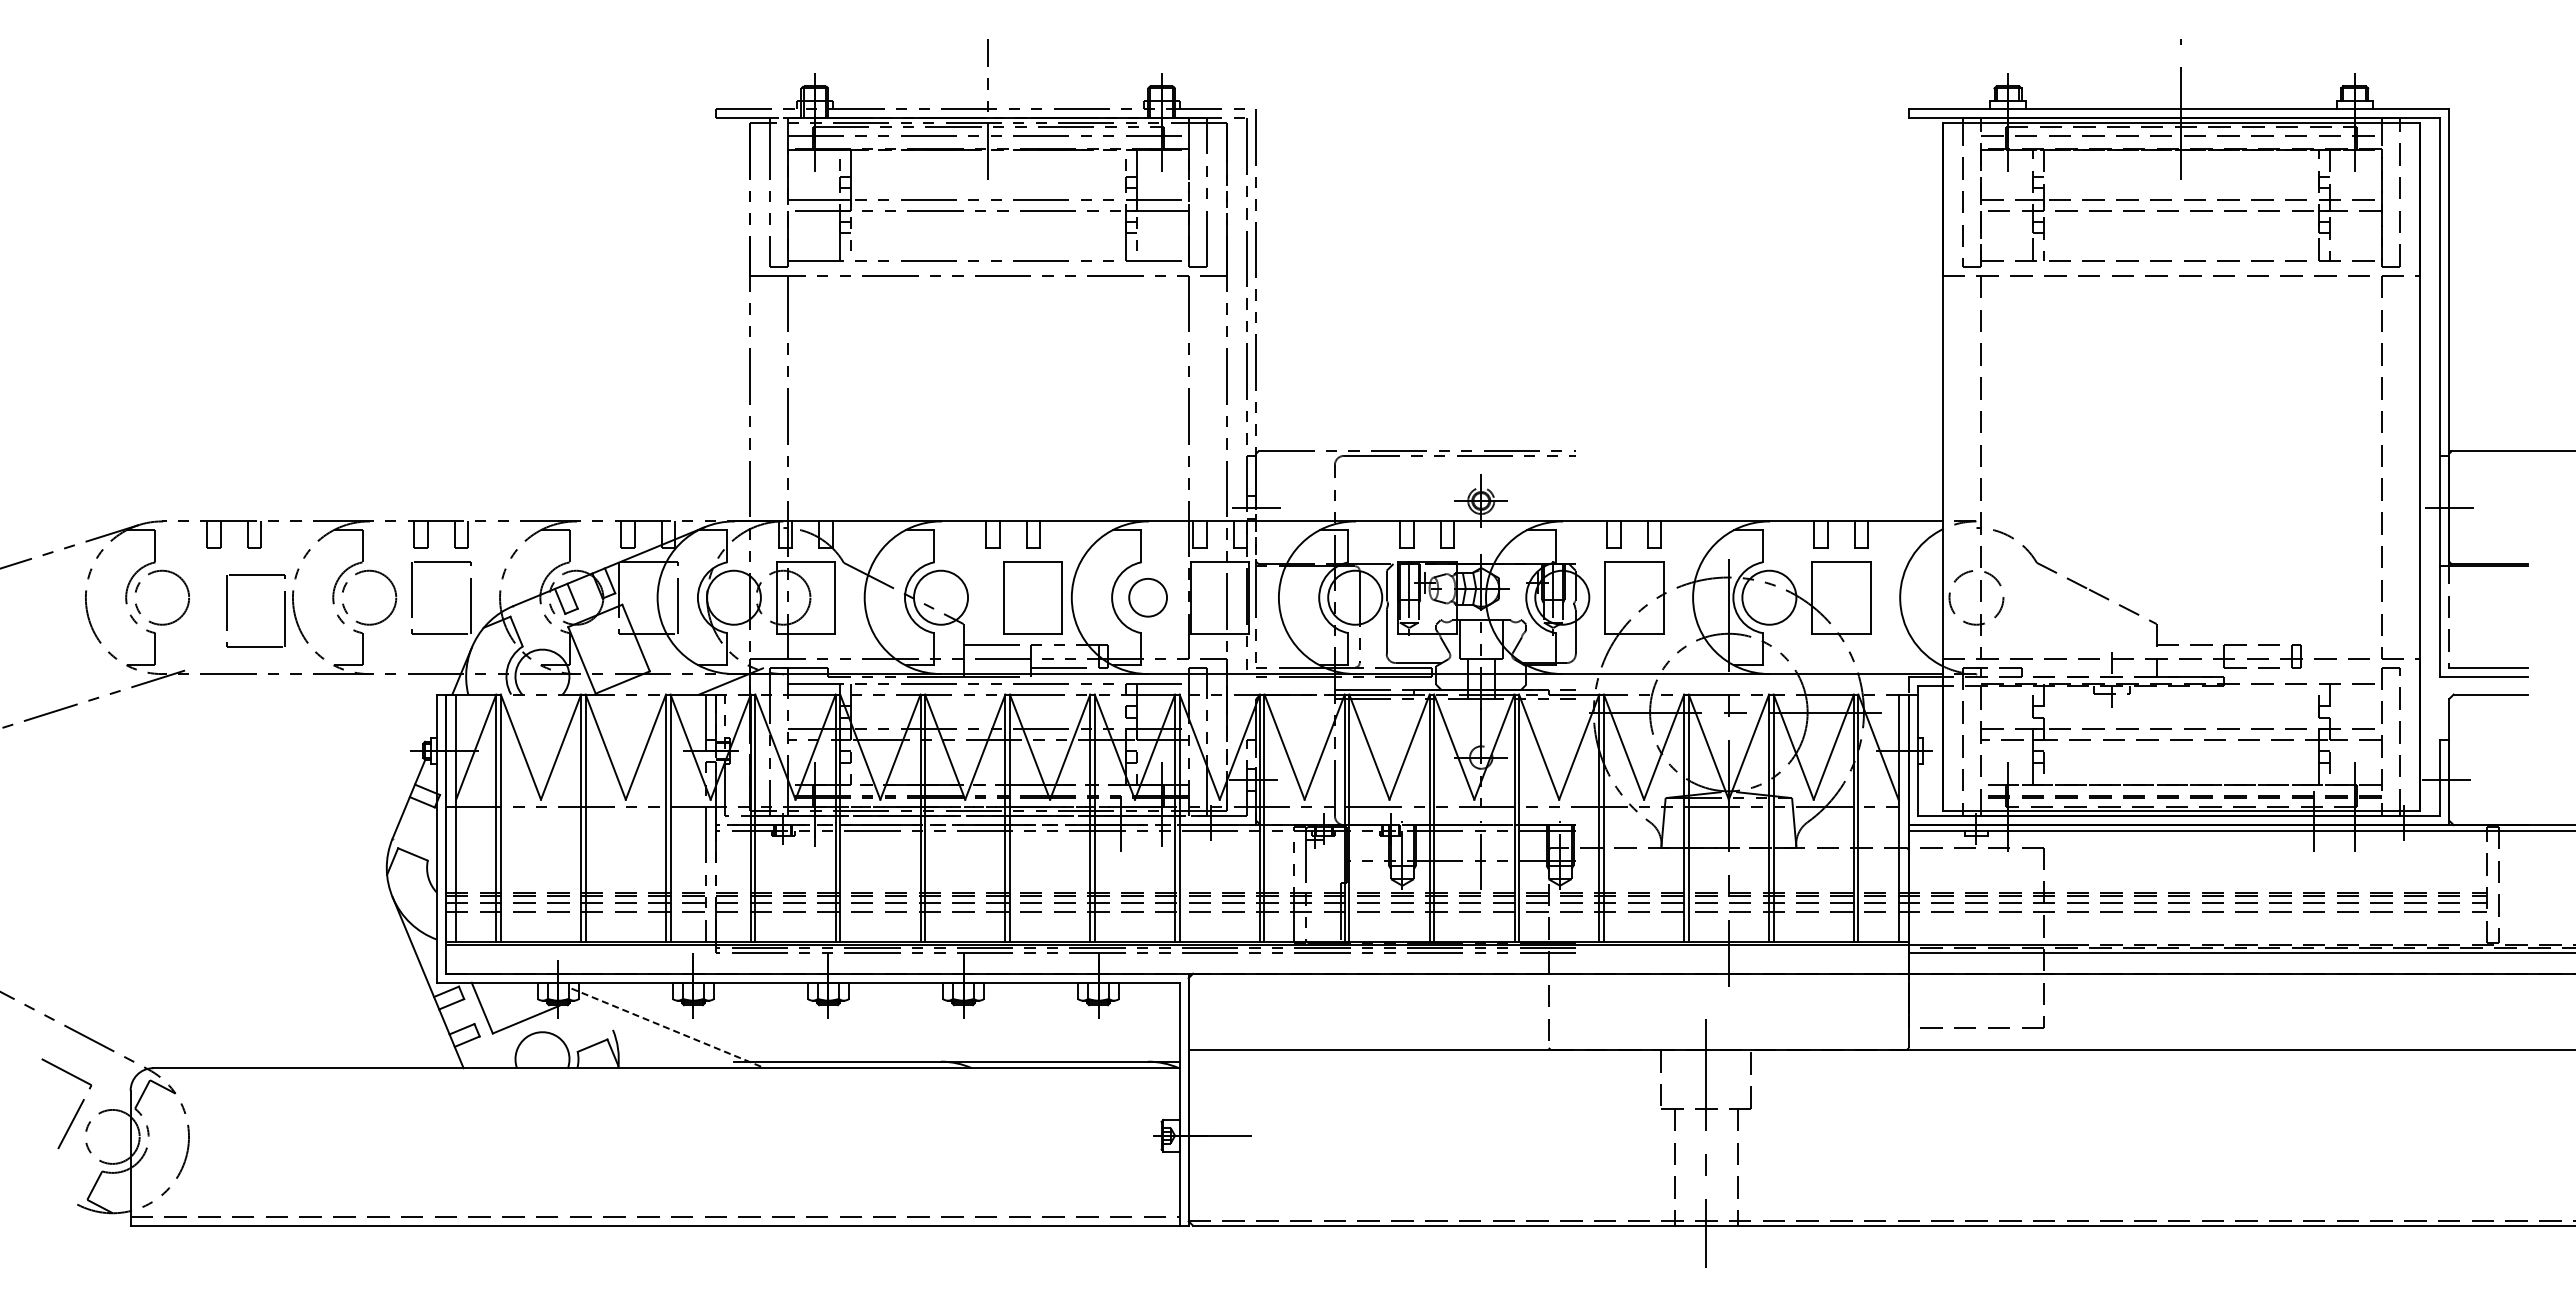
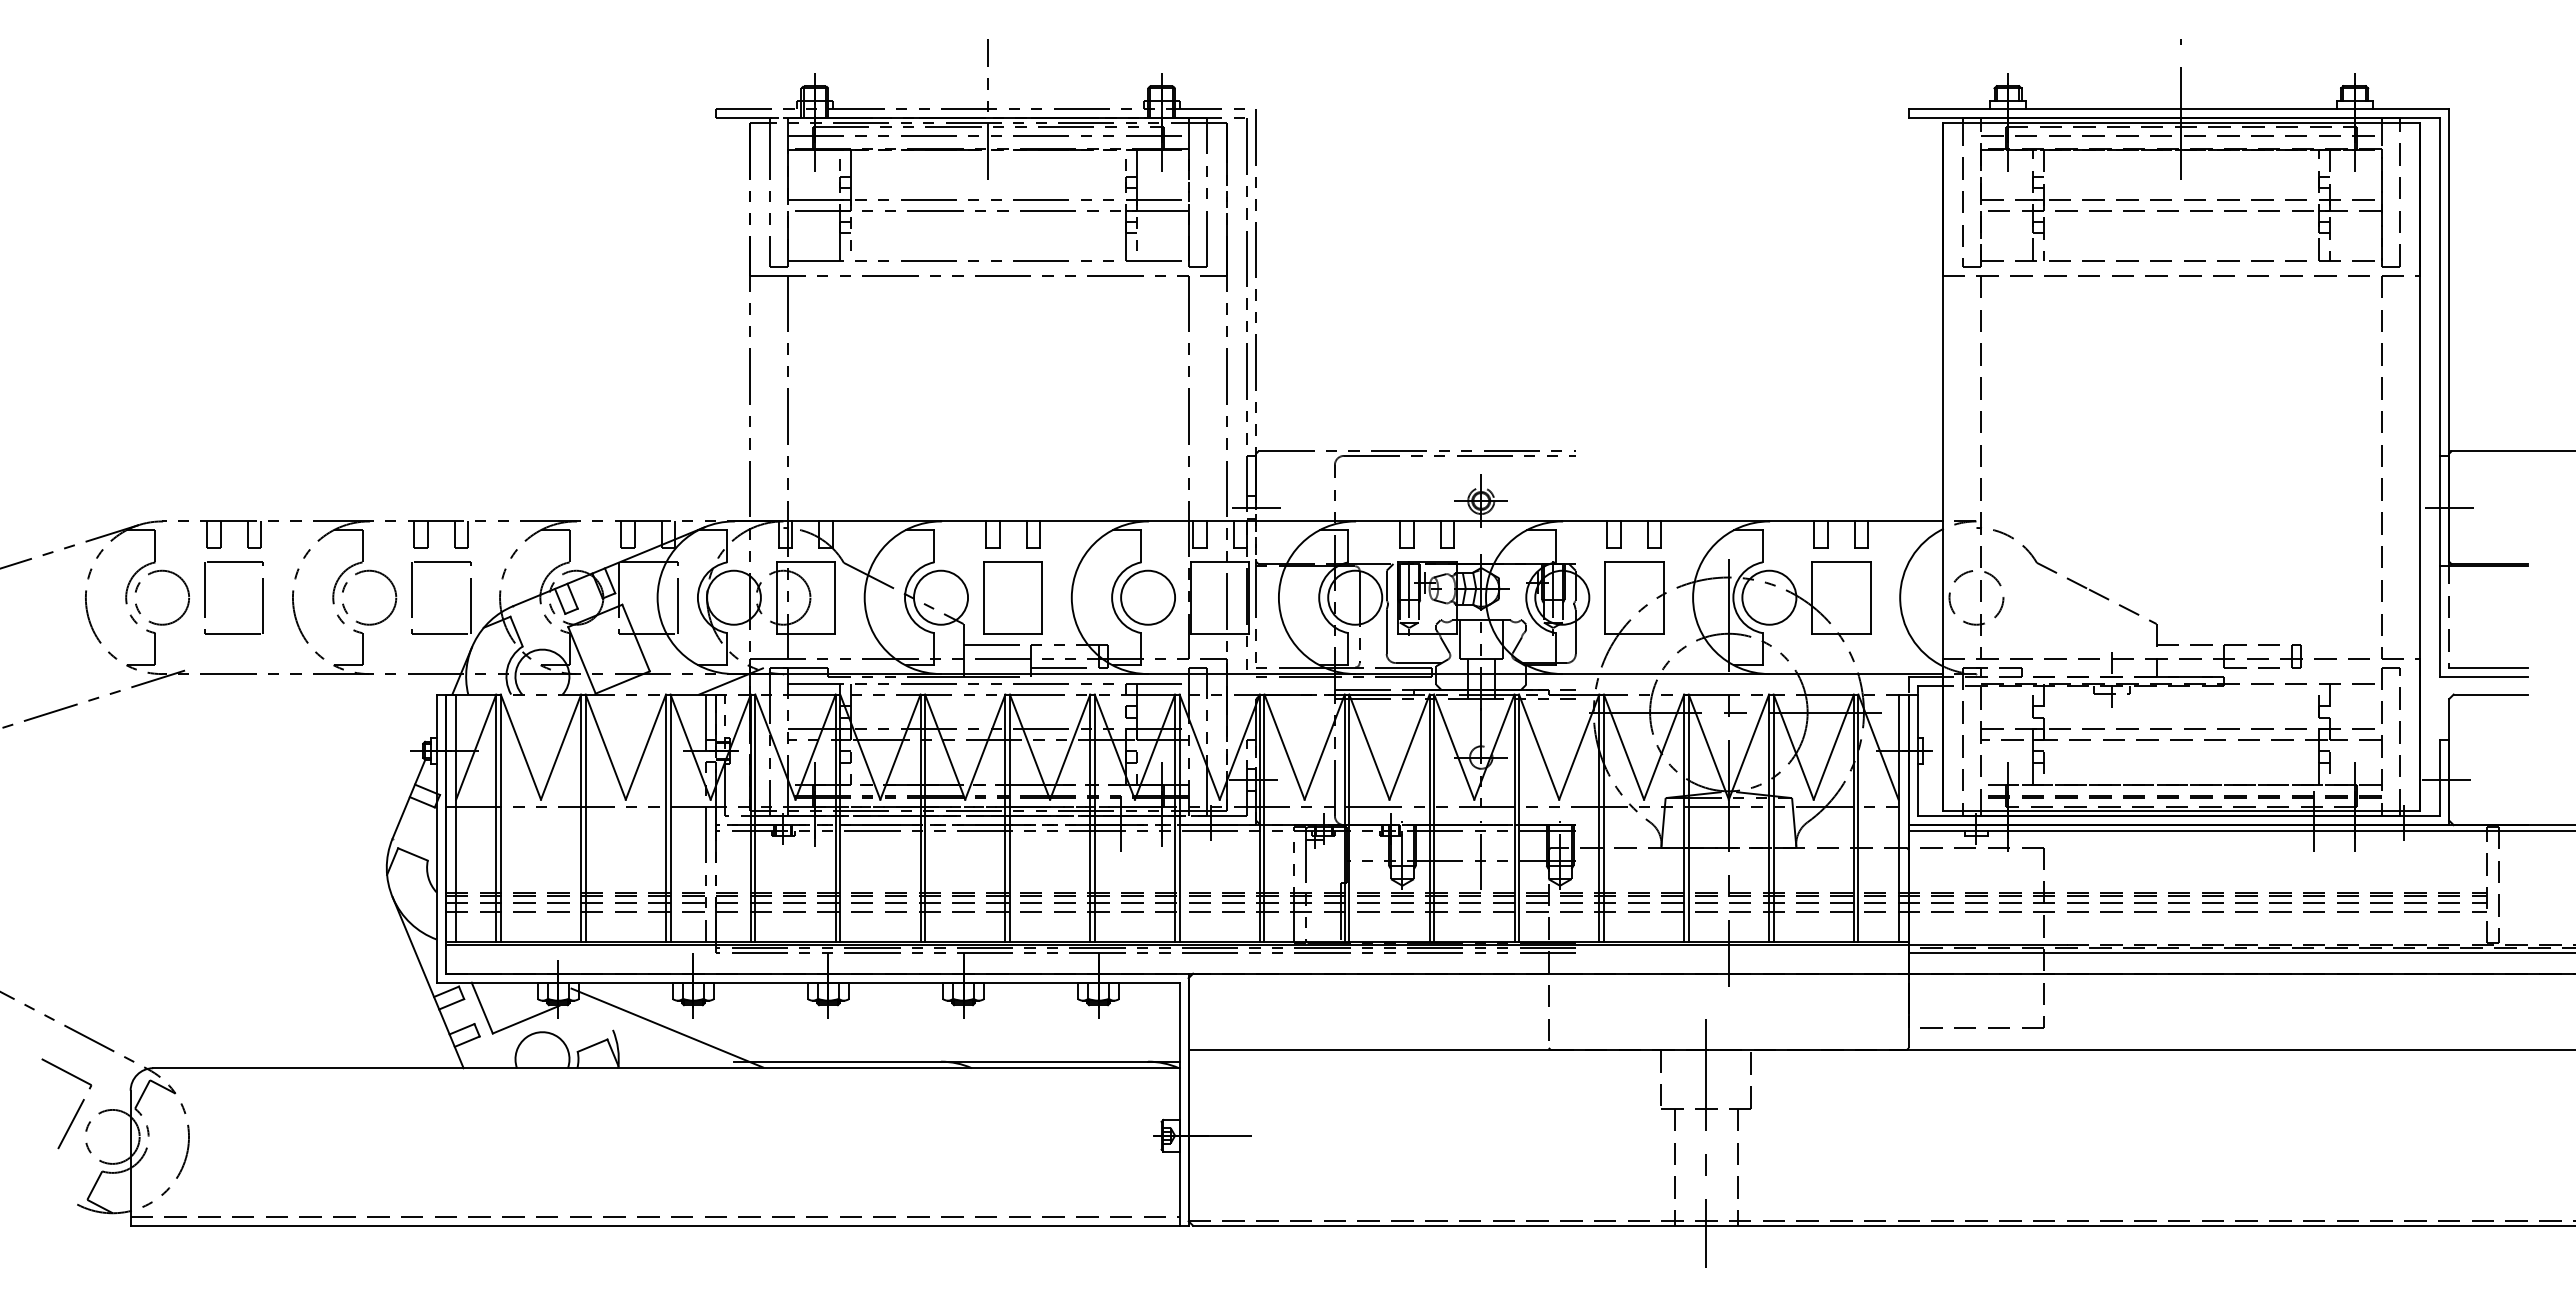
part position: (1032, 597) -> (1012, 597) (1012, 597)
circle diameter: 38 px -> 54 px (1148, 597)
part position: (227, 610) -> (205, 597) (205, 597)
line: dashed -> solid (667, 1028)
